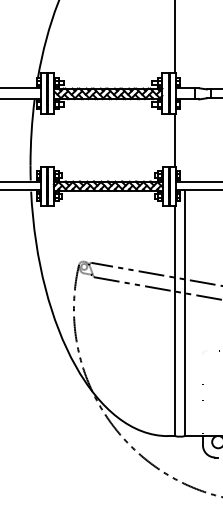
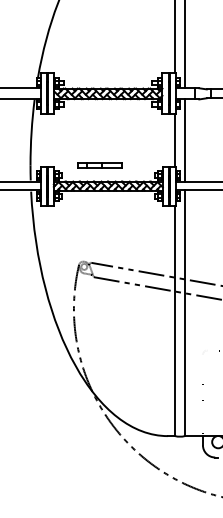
line: none -> present (184, 45)
line: none -> present (184, 140)
part: none -> present (99, 165)
